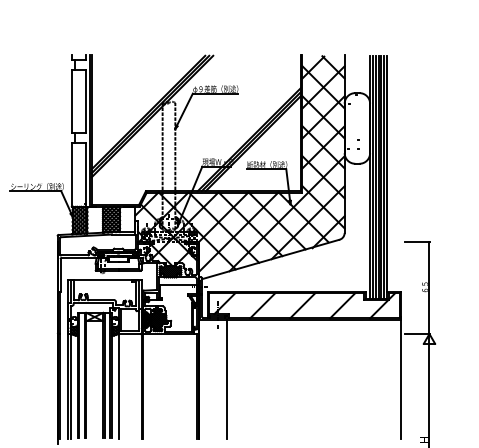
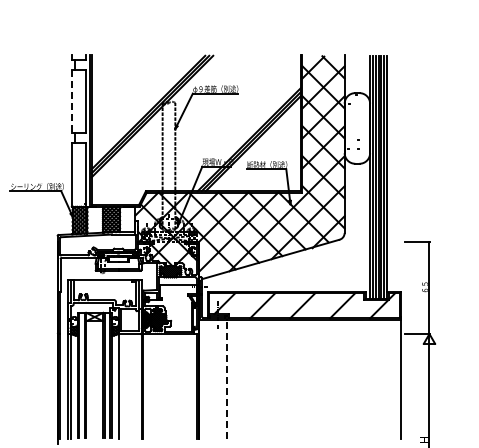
line: solid -> dashed (71, 101)
line: solid -> dashed (227, 378)
